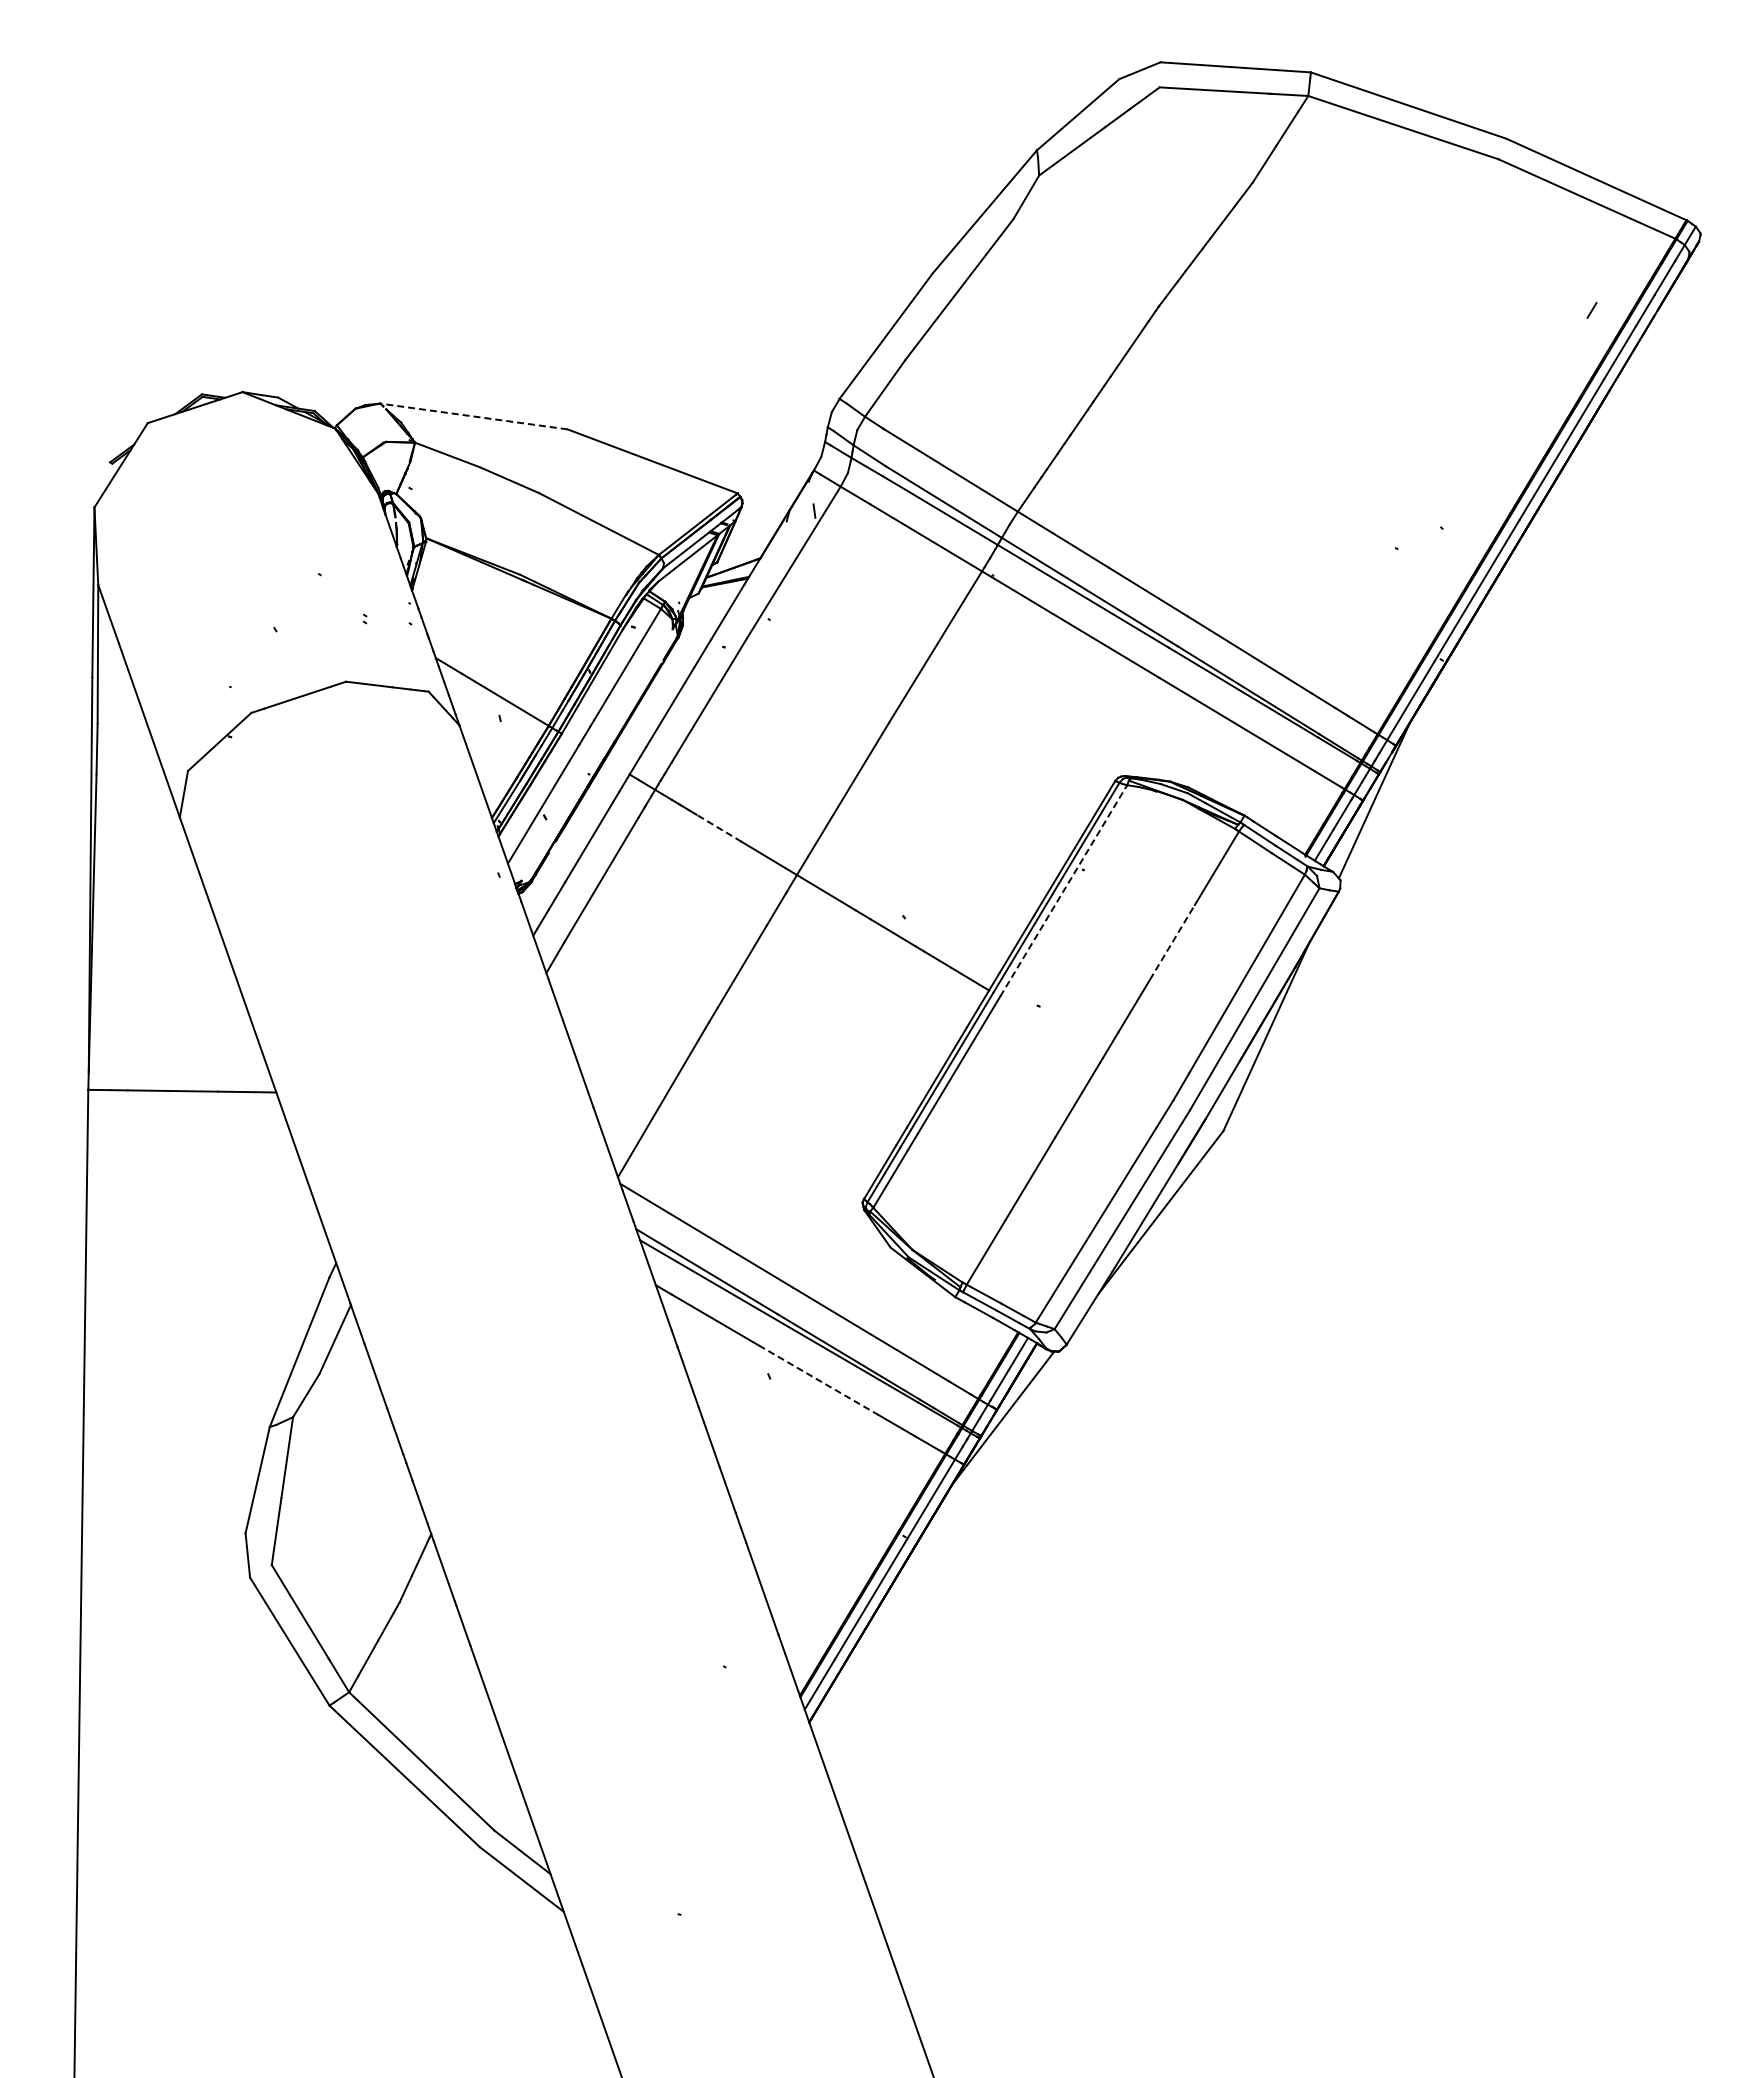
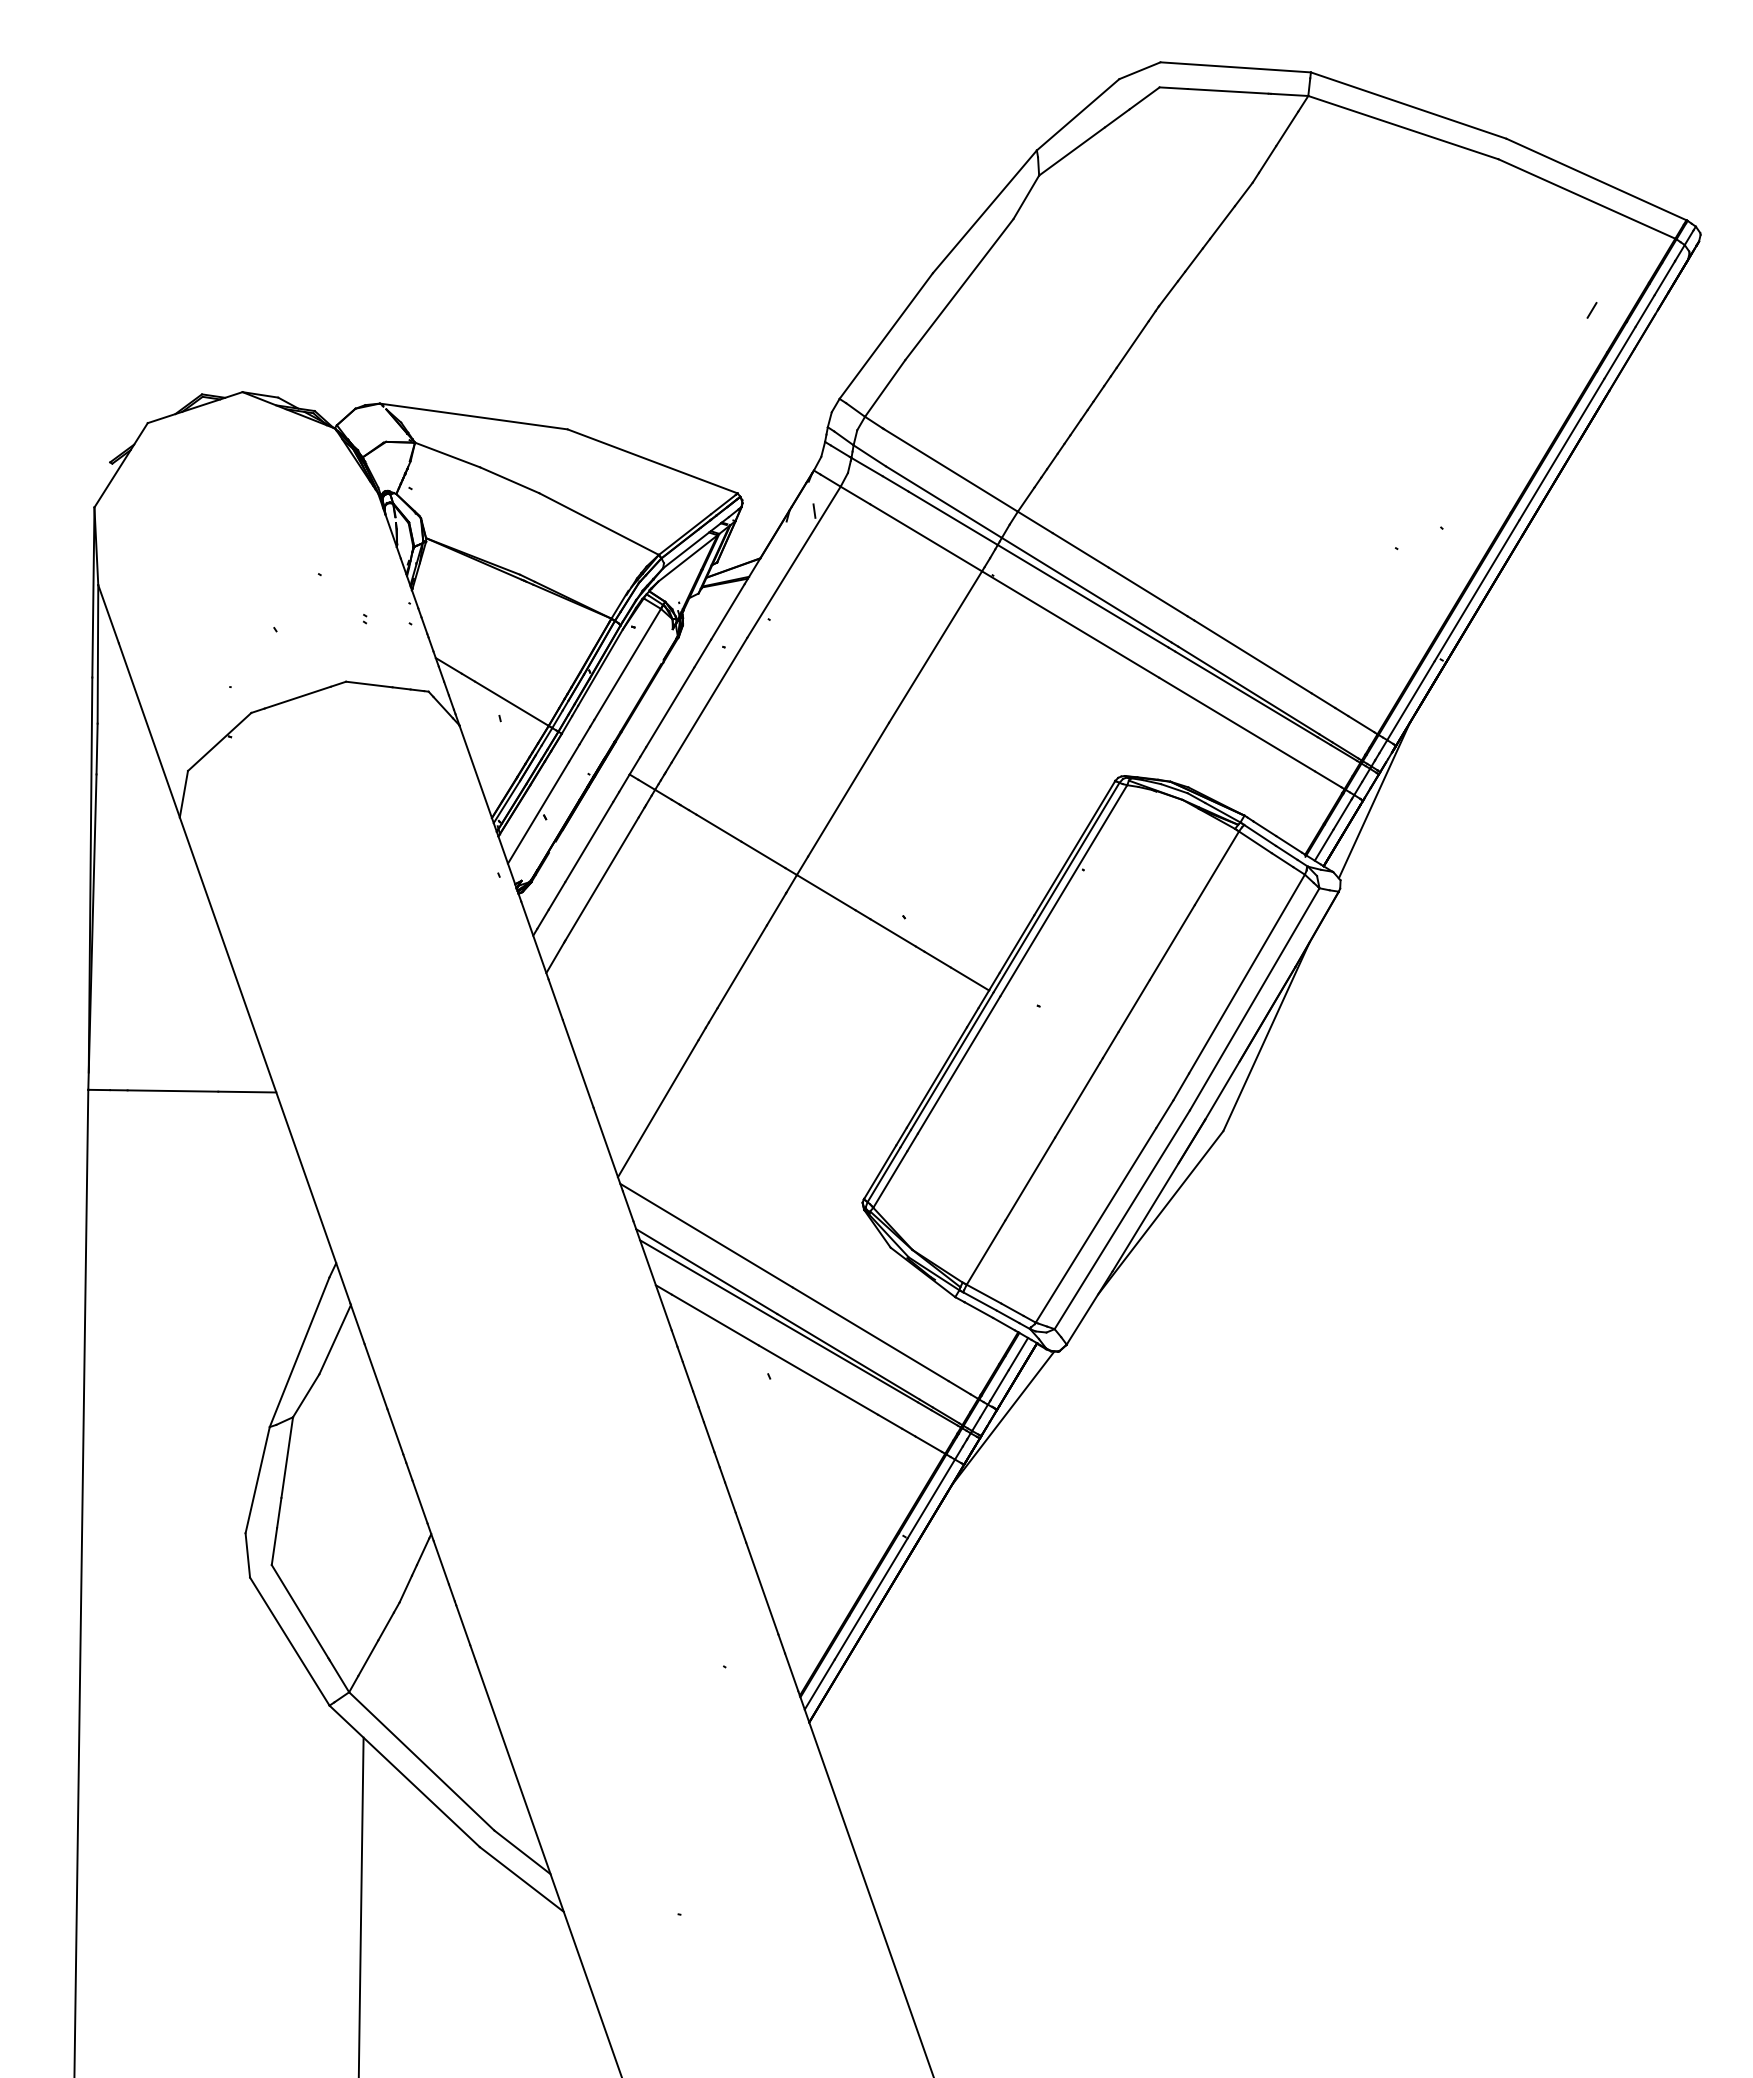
line: dashed -> solid (473, 416)
line: dashed -> solid (718, 827)
line: dashed -> solid (1064, 890)
line: dashed -> solid (1172, 942)
line: dashed -> solid (818, 1380)
line: none -> present (360, 1905)
